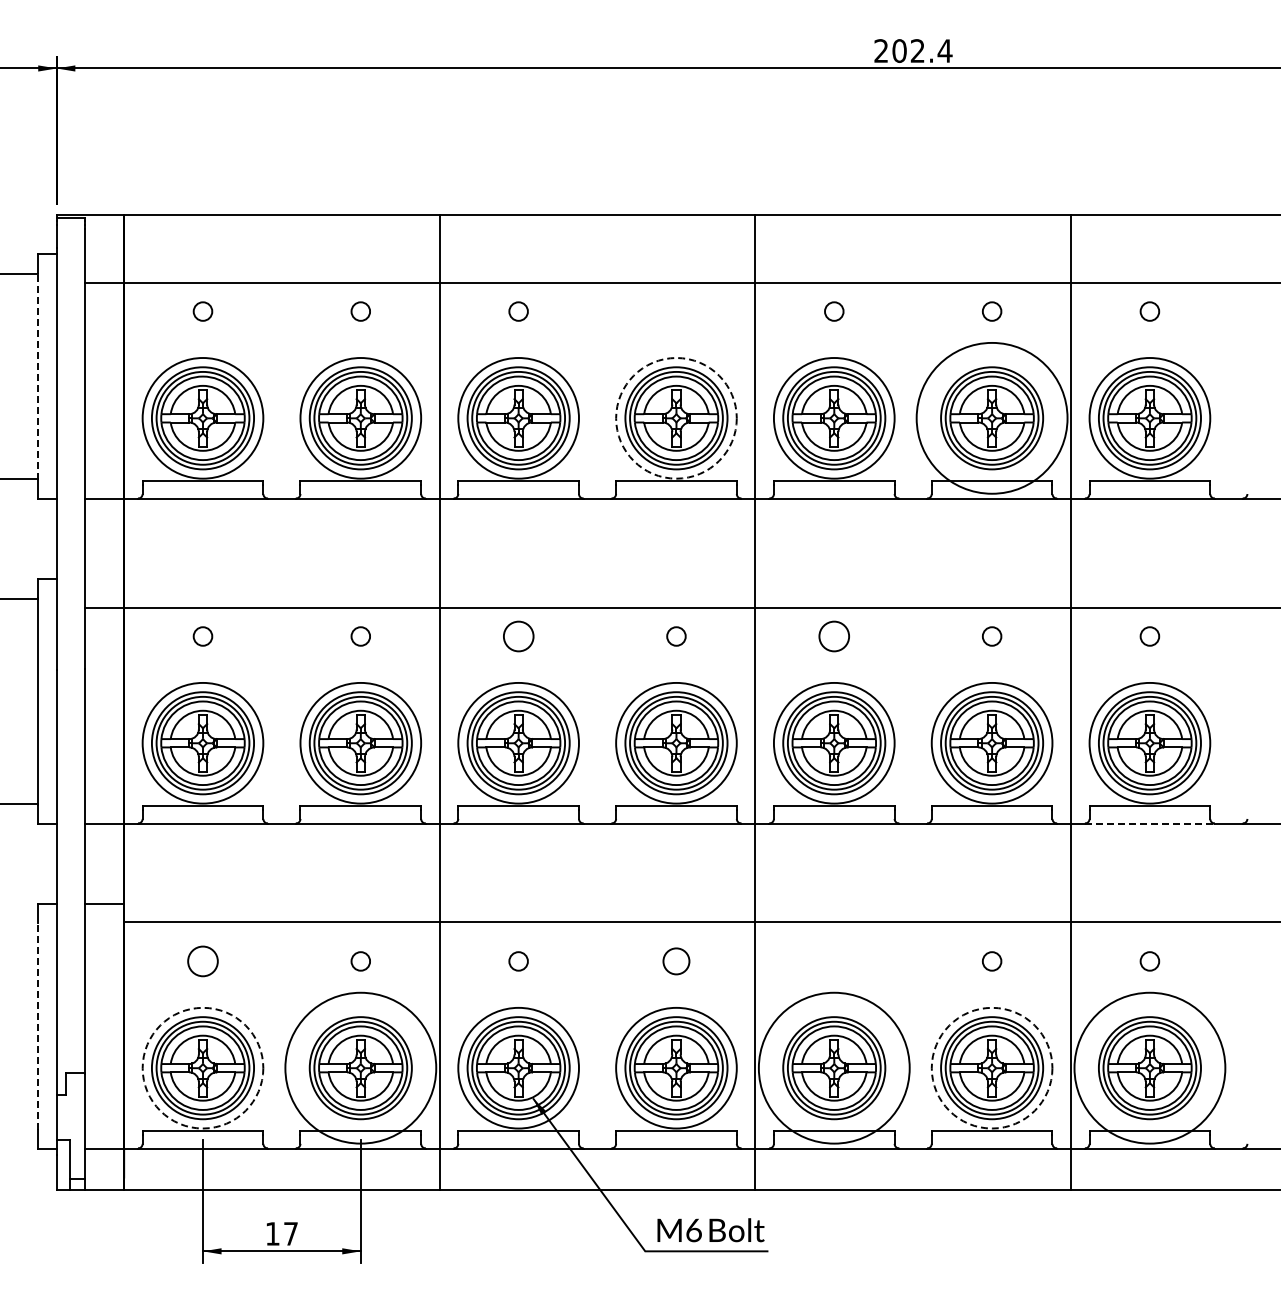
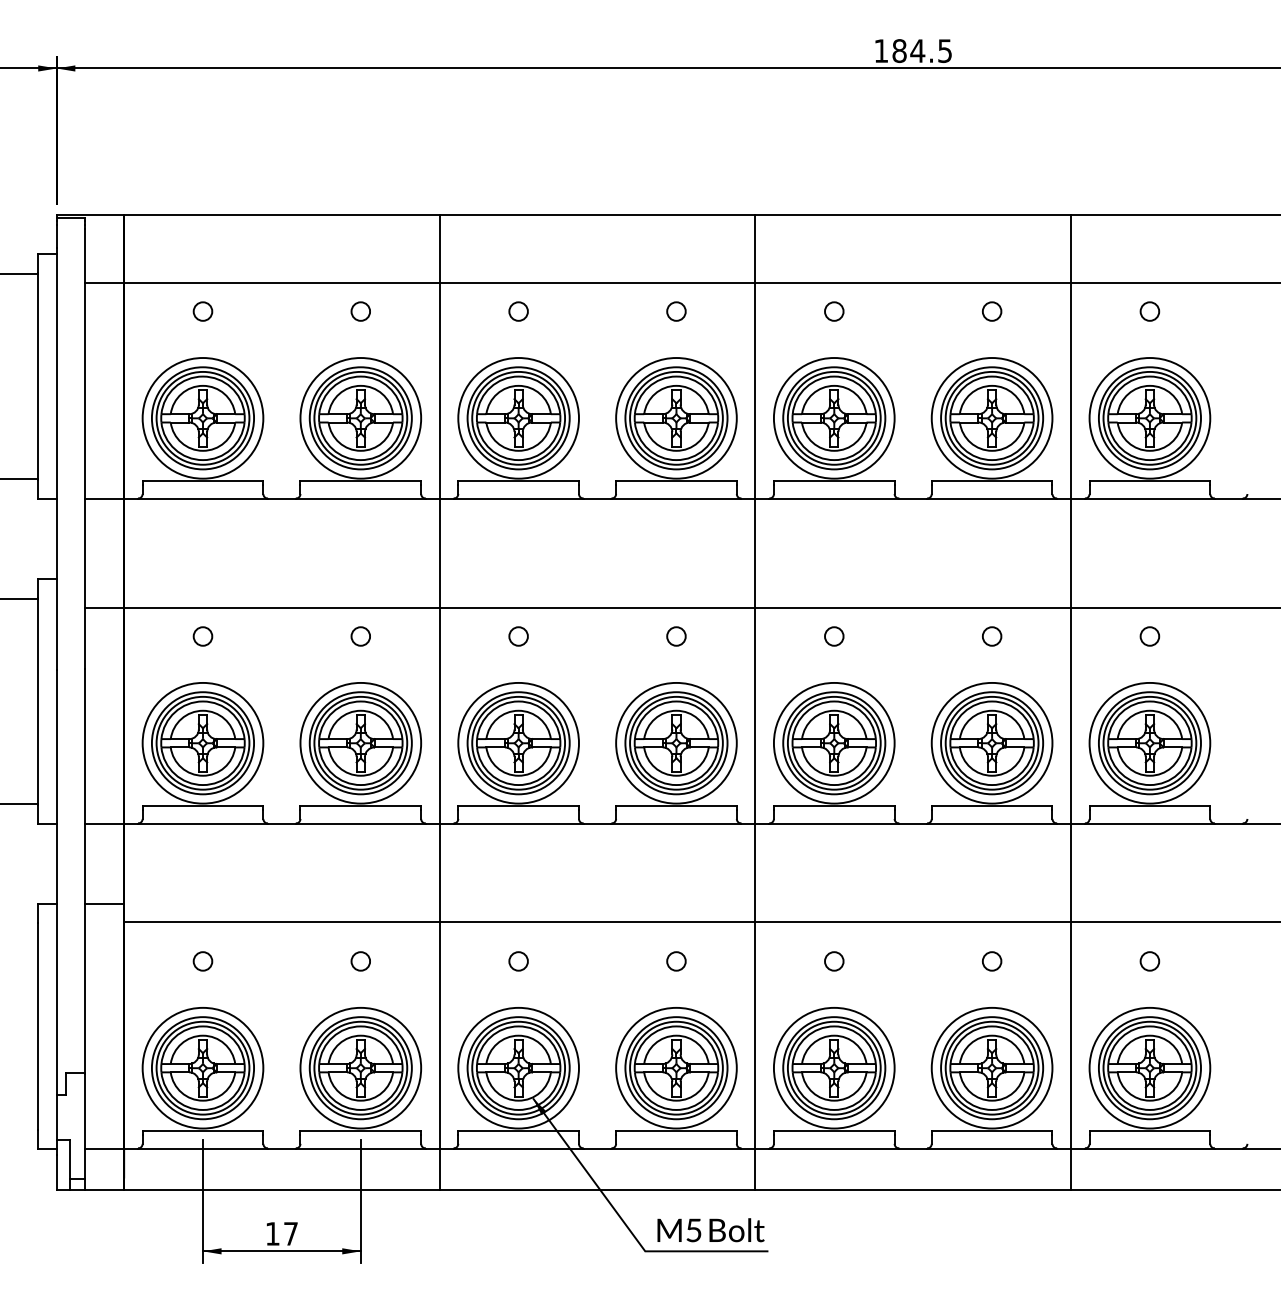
text: 202.4 -> 184.5 (913, 51)
circle: none -> present (676, 311)
line: dashed -> solid (38, 376)
circle diameter: 151 px -> 121 px (991, 418)
circle: dashed -> solid (676, 418)
circle size: 32x33 px -> 21x21 px (518, 636)
circle diameter: 30 px -> 19 px (834, 636)
line: dashed -> solid (1149, 823)
circle diameter: 30 px -> 19 px (202, 961)
circle size: 29x29 px -> 21x21 px (676, 961)
circle: none -> present (834, 961)
line: dashed -> solid (38, 1026)
circle: dashed -> solid (202, 1067)
circle diameter: 151 px -> 121 px (360, 1067)
circle diameter: 151 px -> 121 px (833, 1067)
circle: dashed -> solid (991, 1067)
circle diameter: 151 px -> 121 px (1149, 1067)
text: M6 -> M5 (693, 1230)
